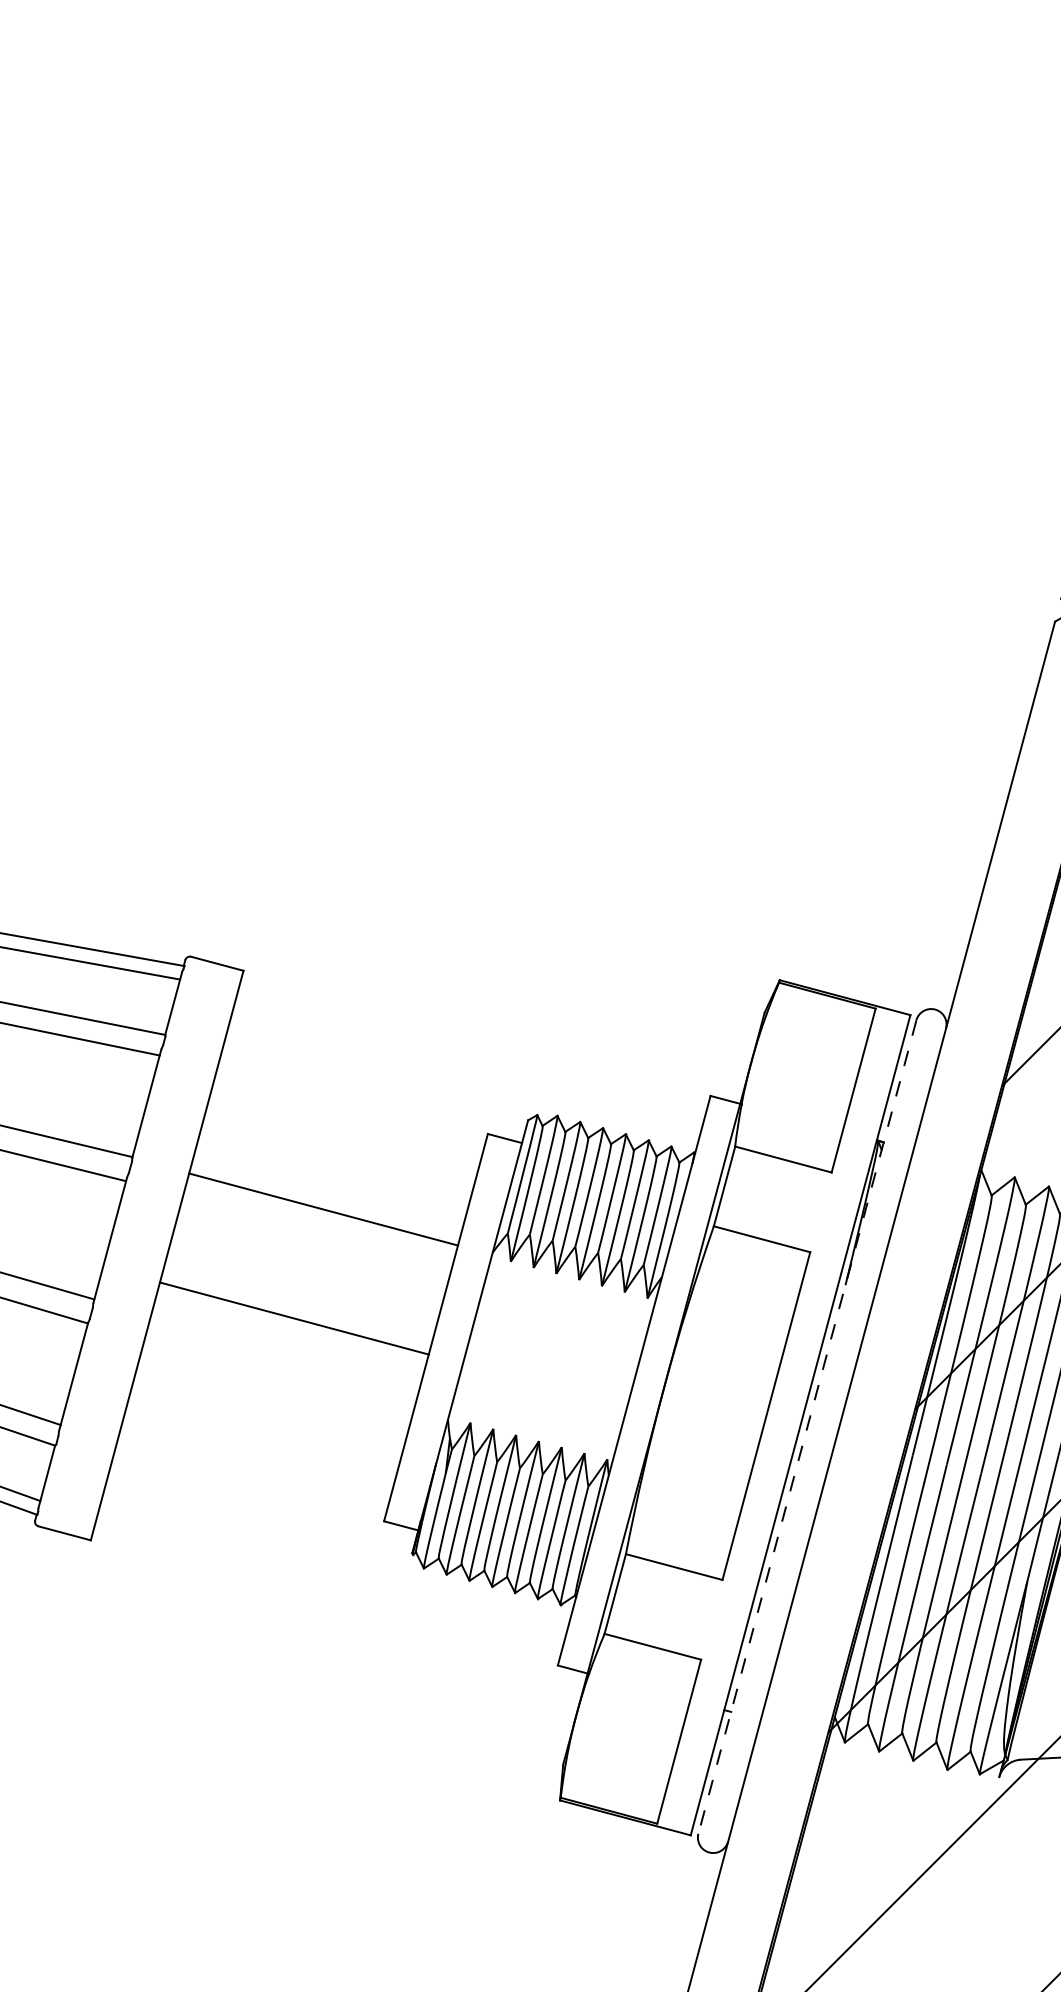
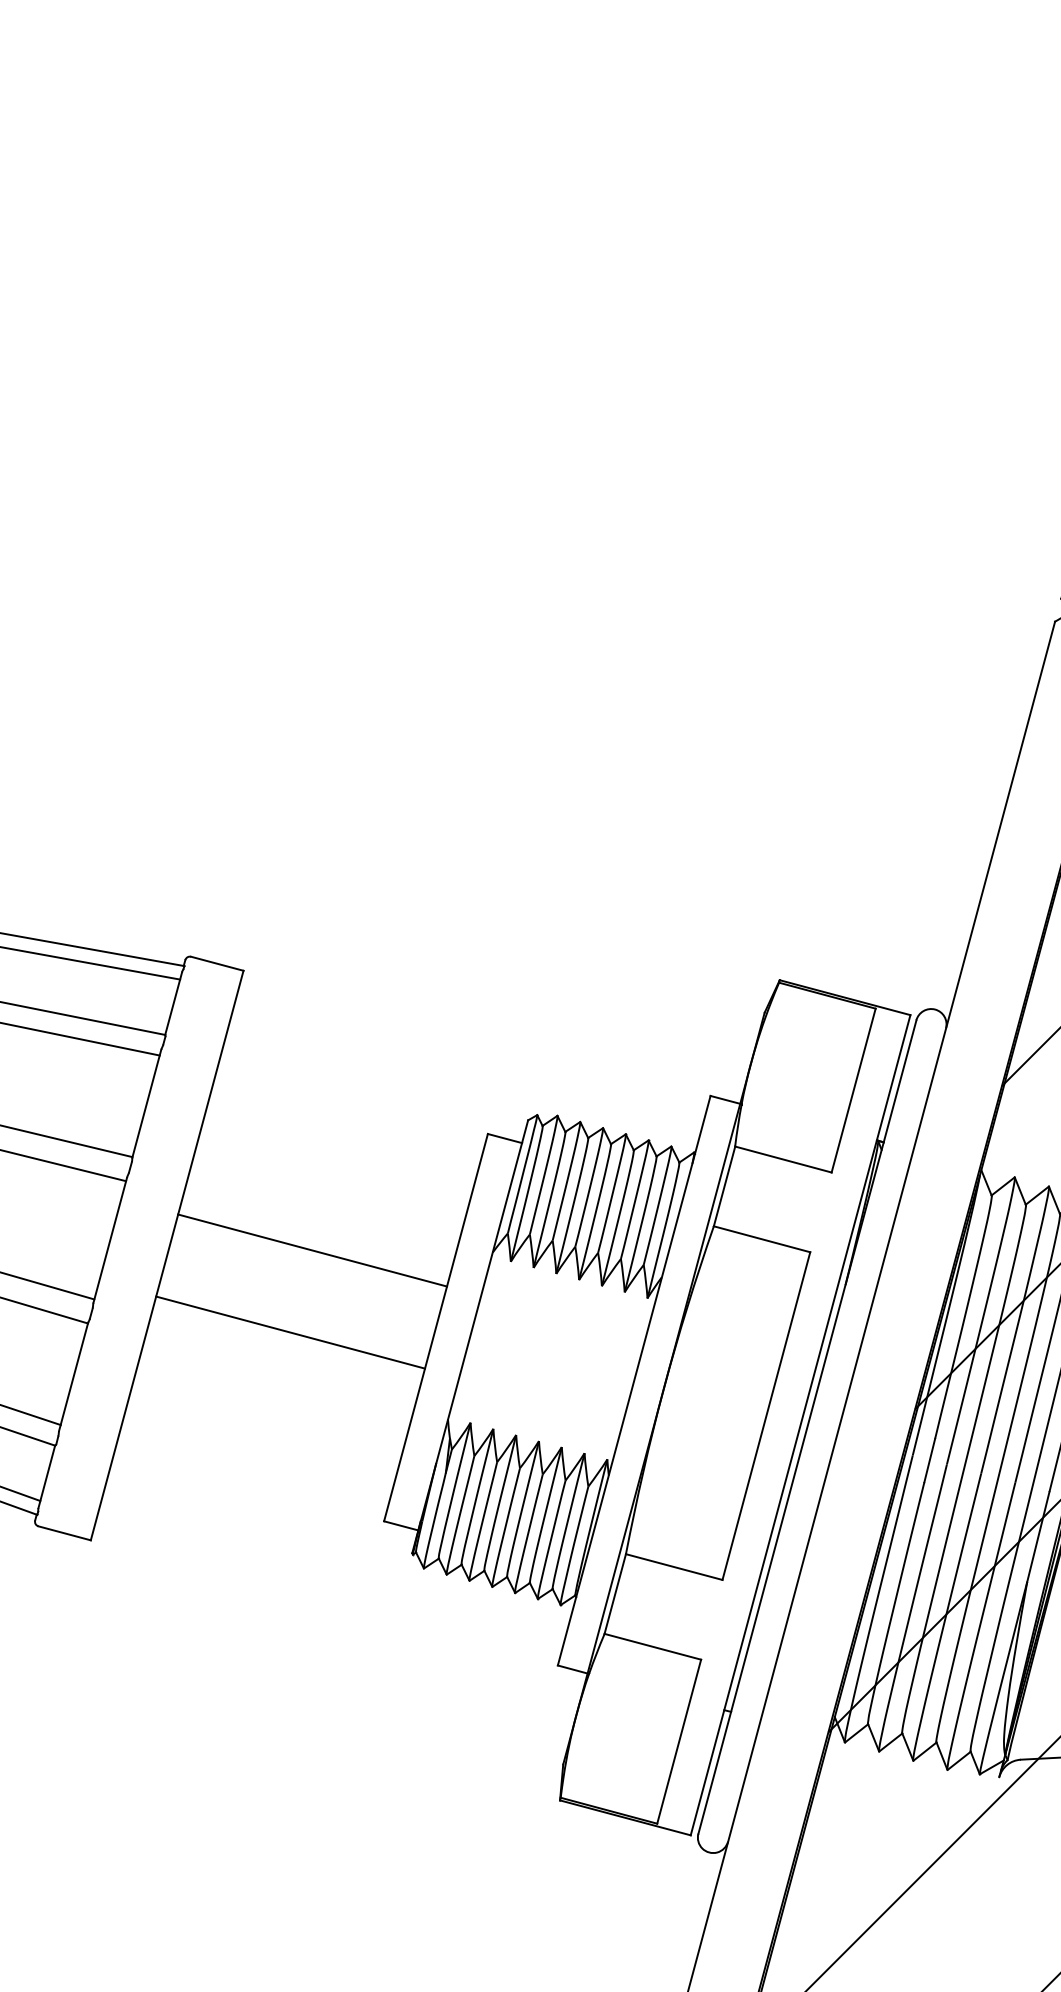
line position: (323, 1209) -> (312, 1250) (312, 1250)
line position: (294, 1318) -> (290, 1332) (290, 1332)
line: dashed -> solid (807, 1427)
